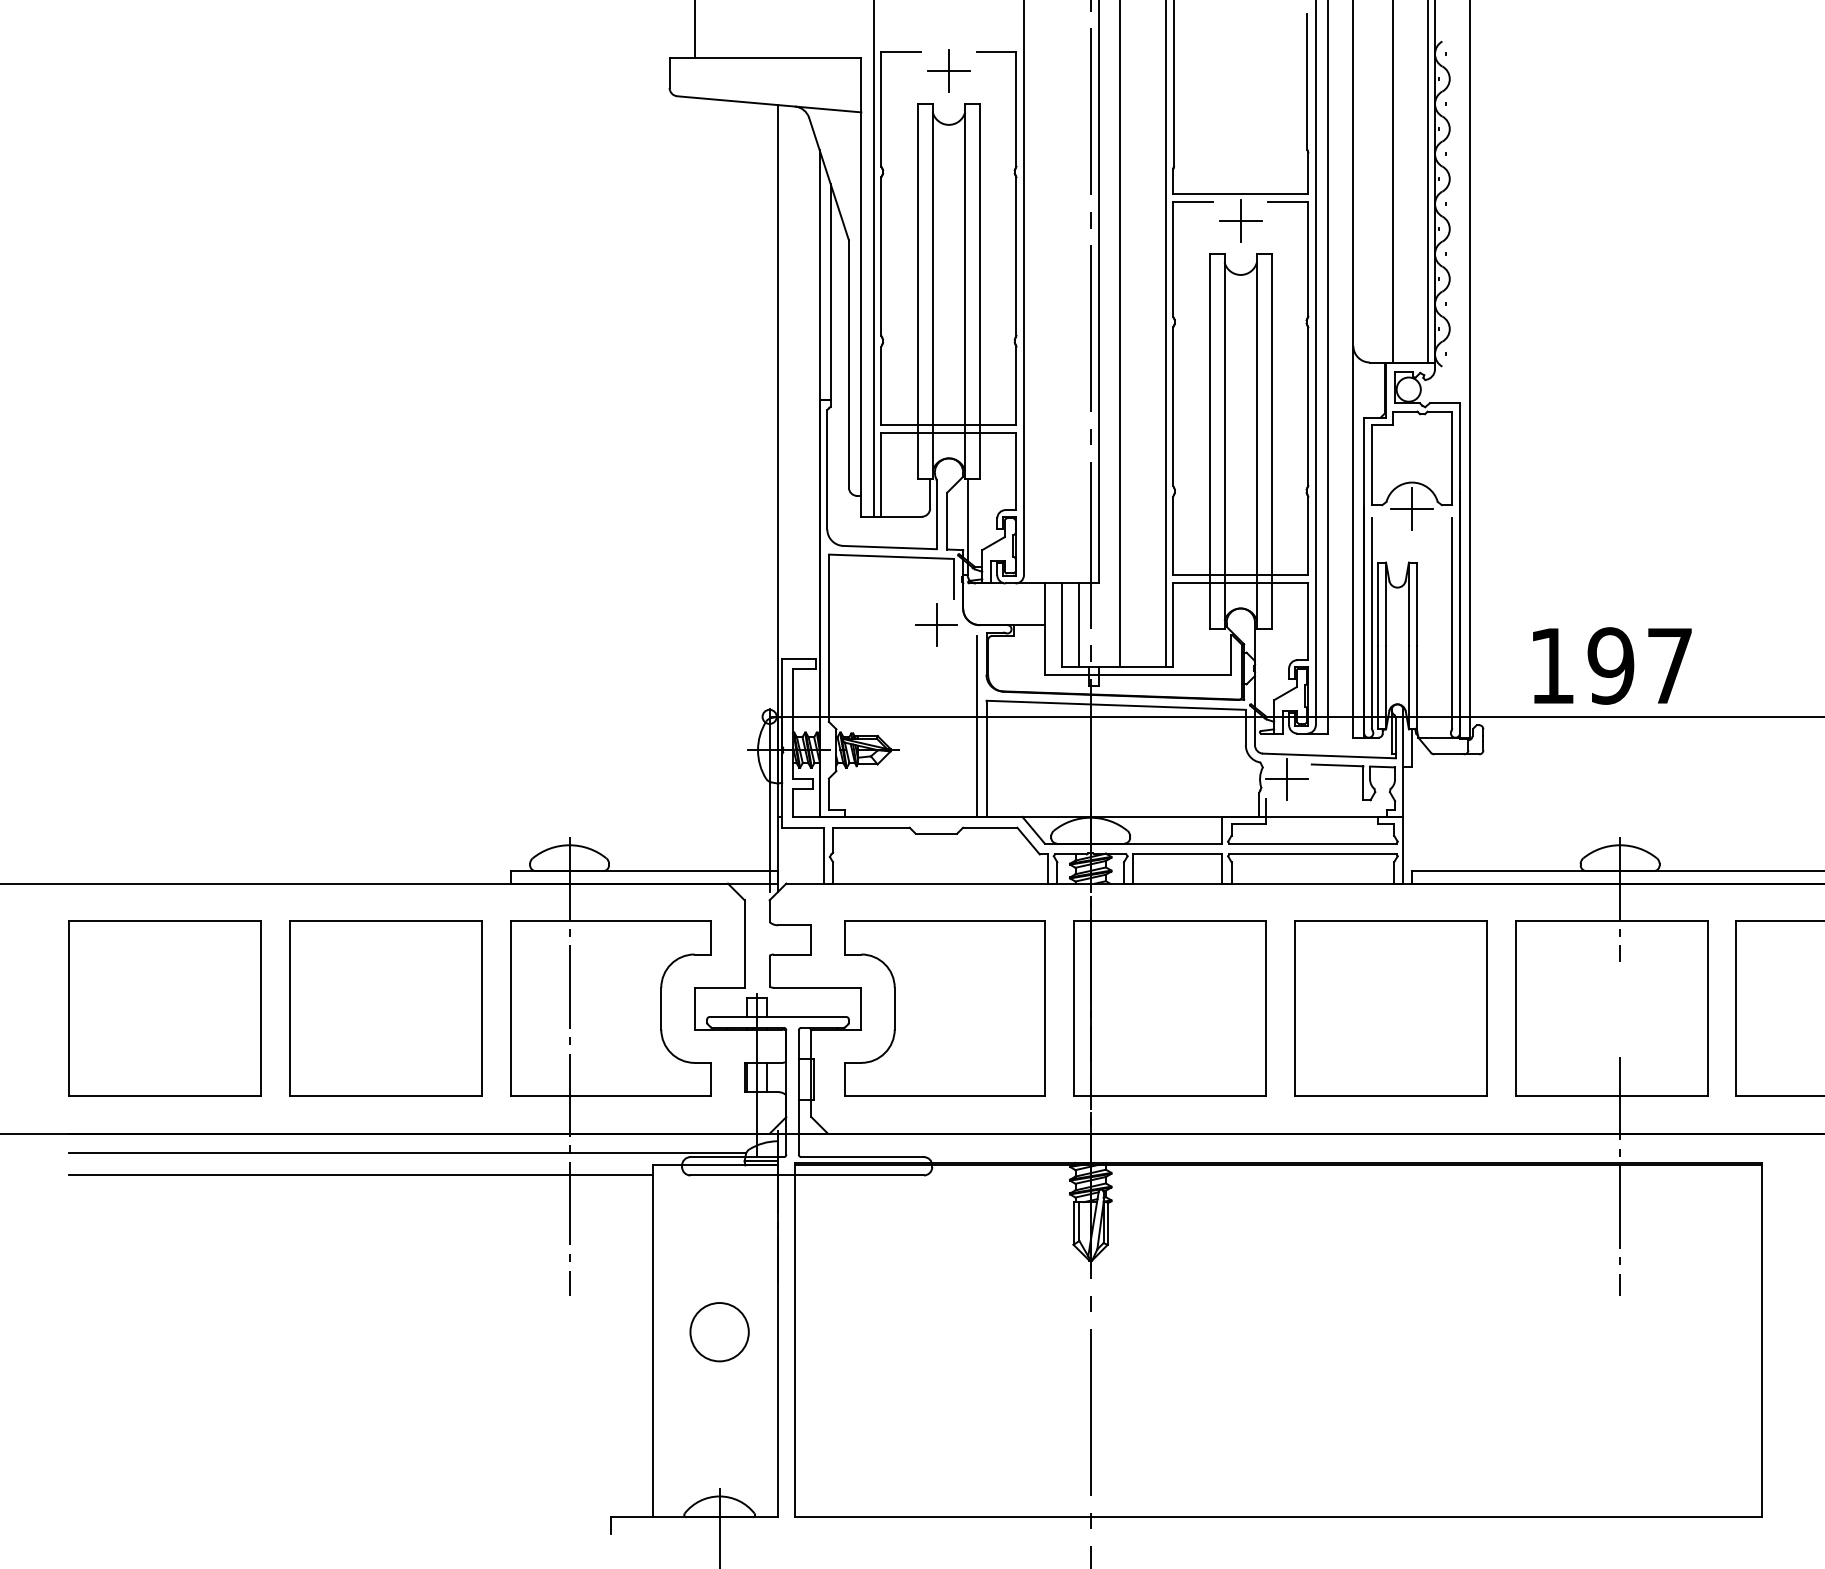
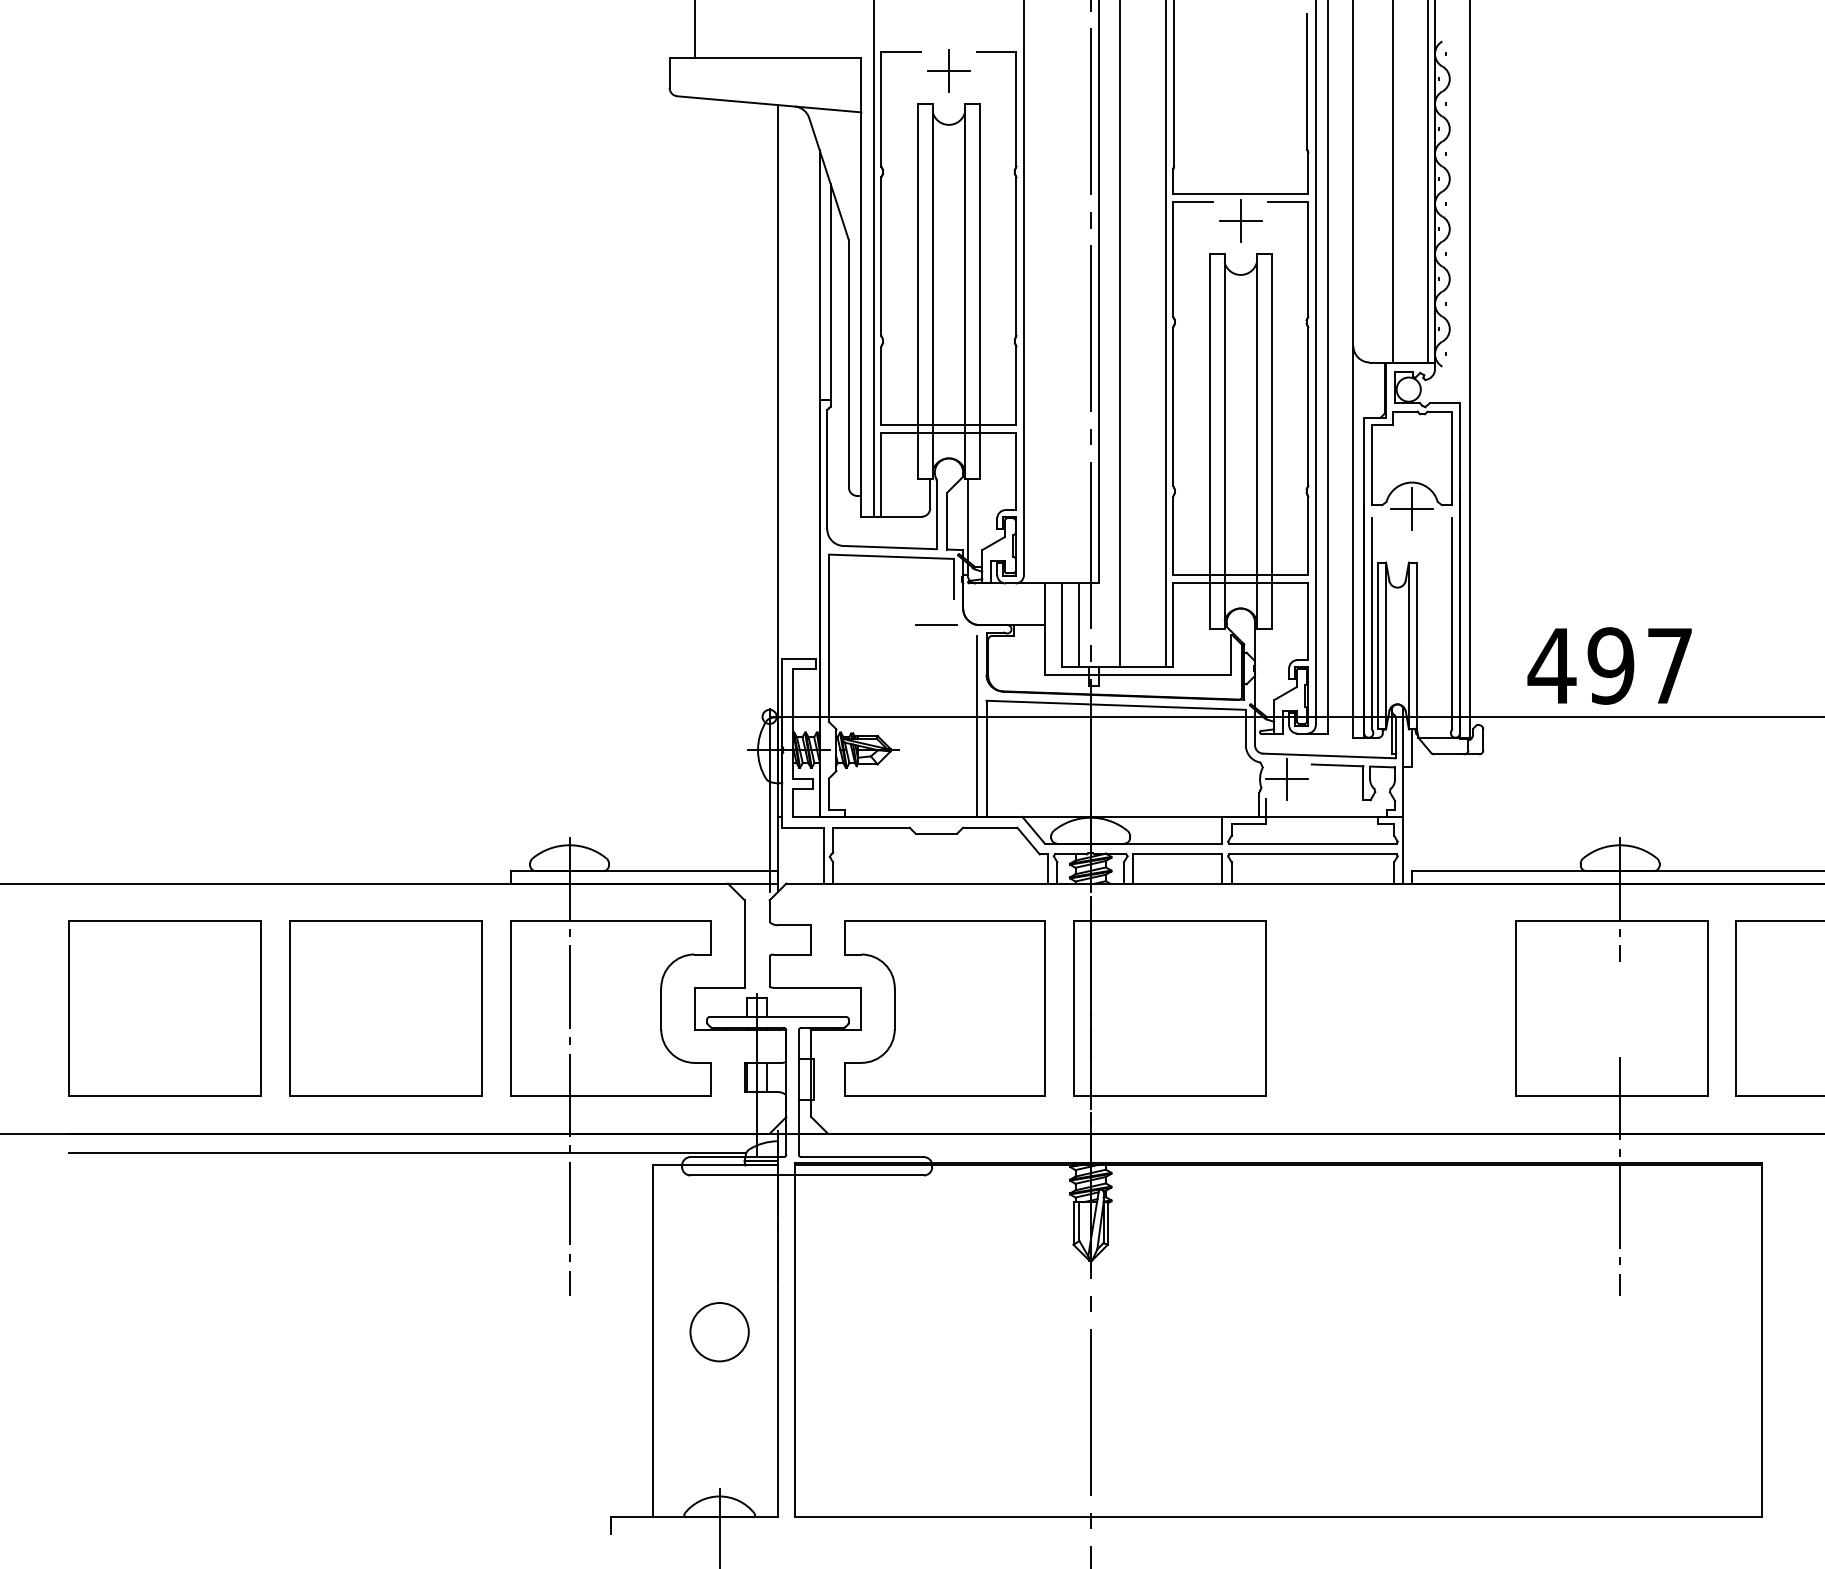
line: present -> none (936, 625)
text: 197 -> 497 (1551, 665)
part: present -> none (1390, 1008)
line: present -> none (360, 1175)
